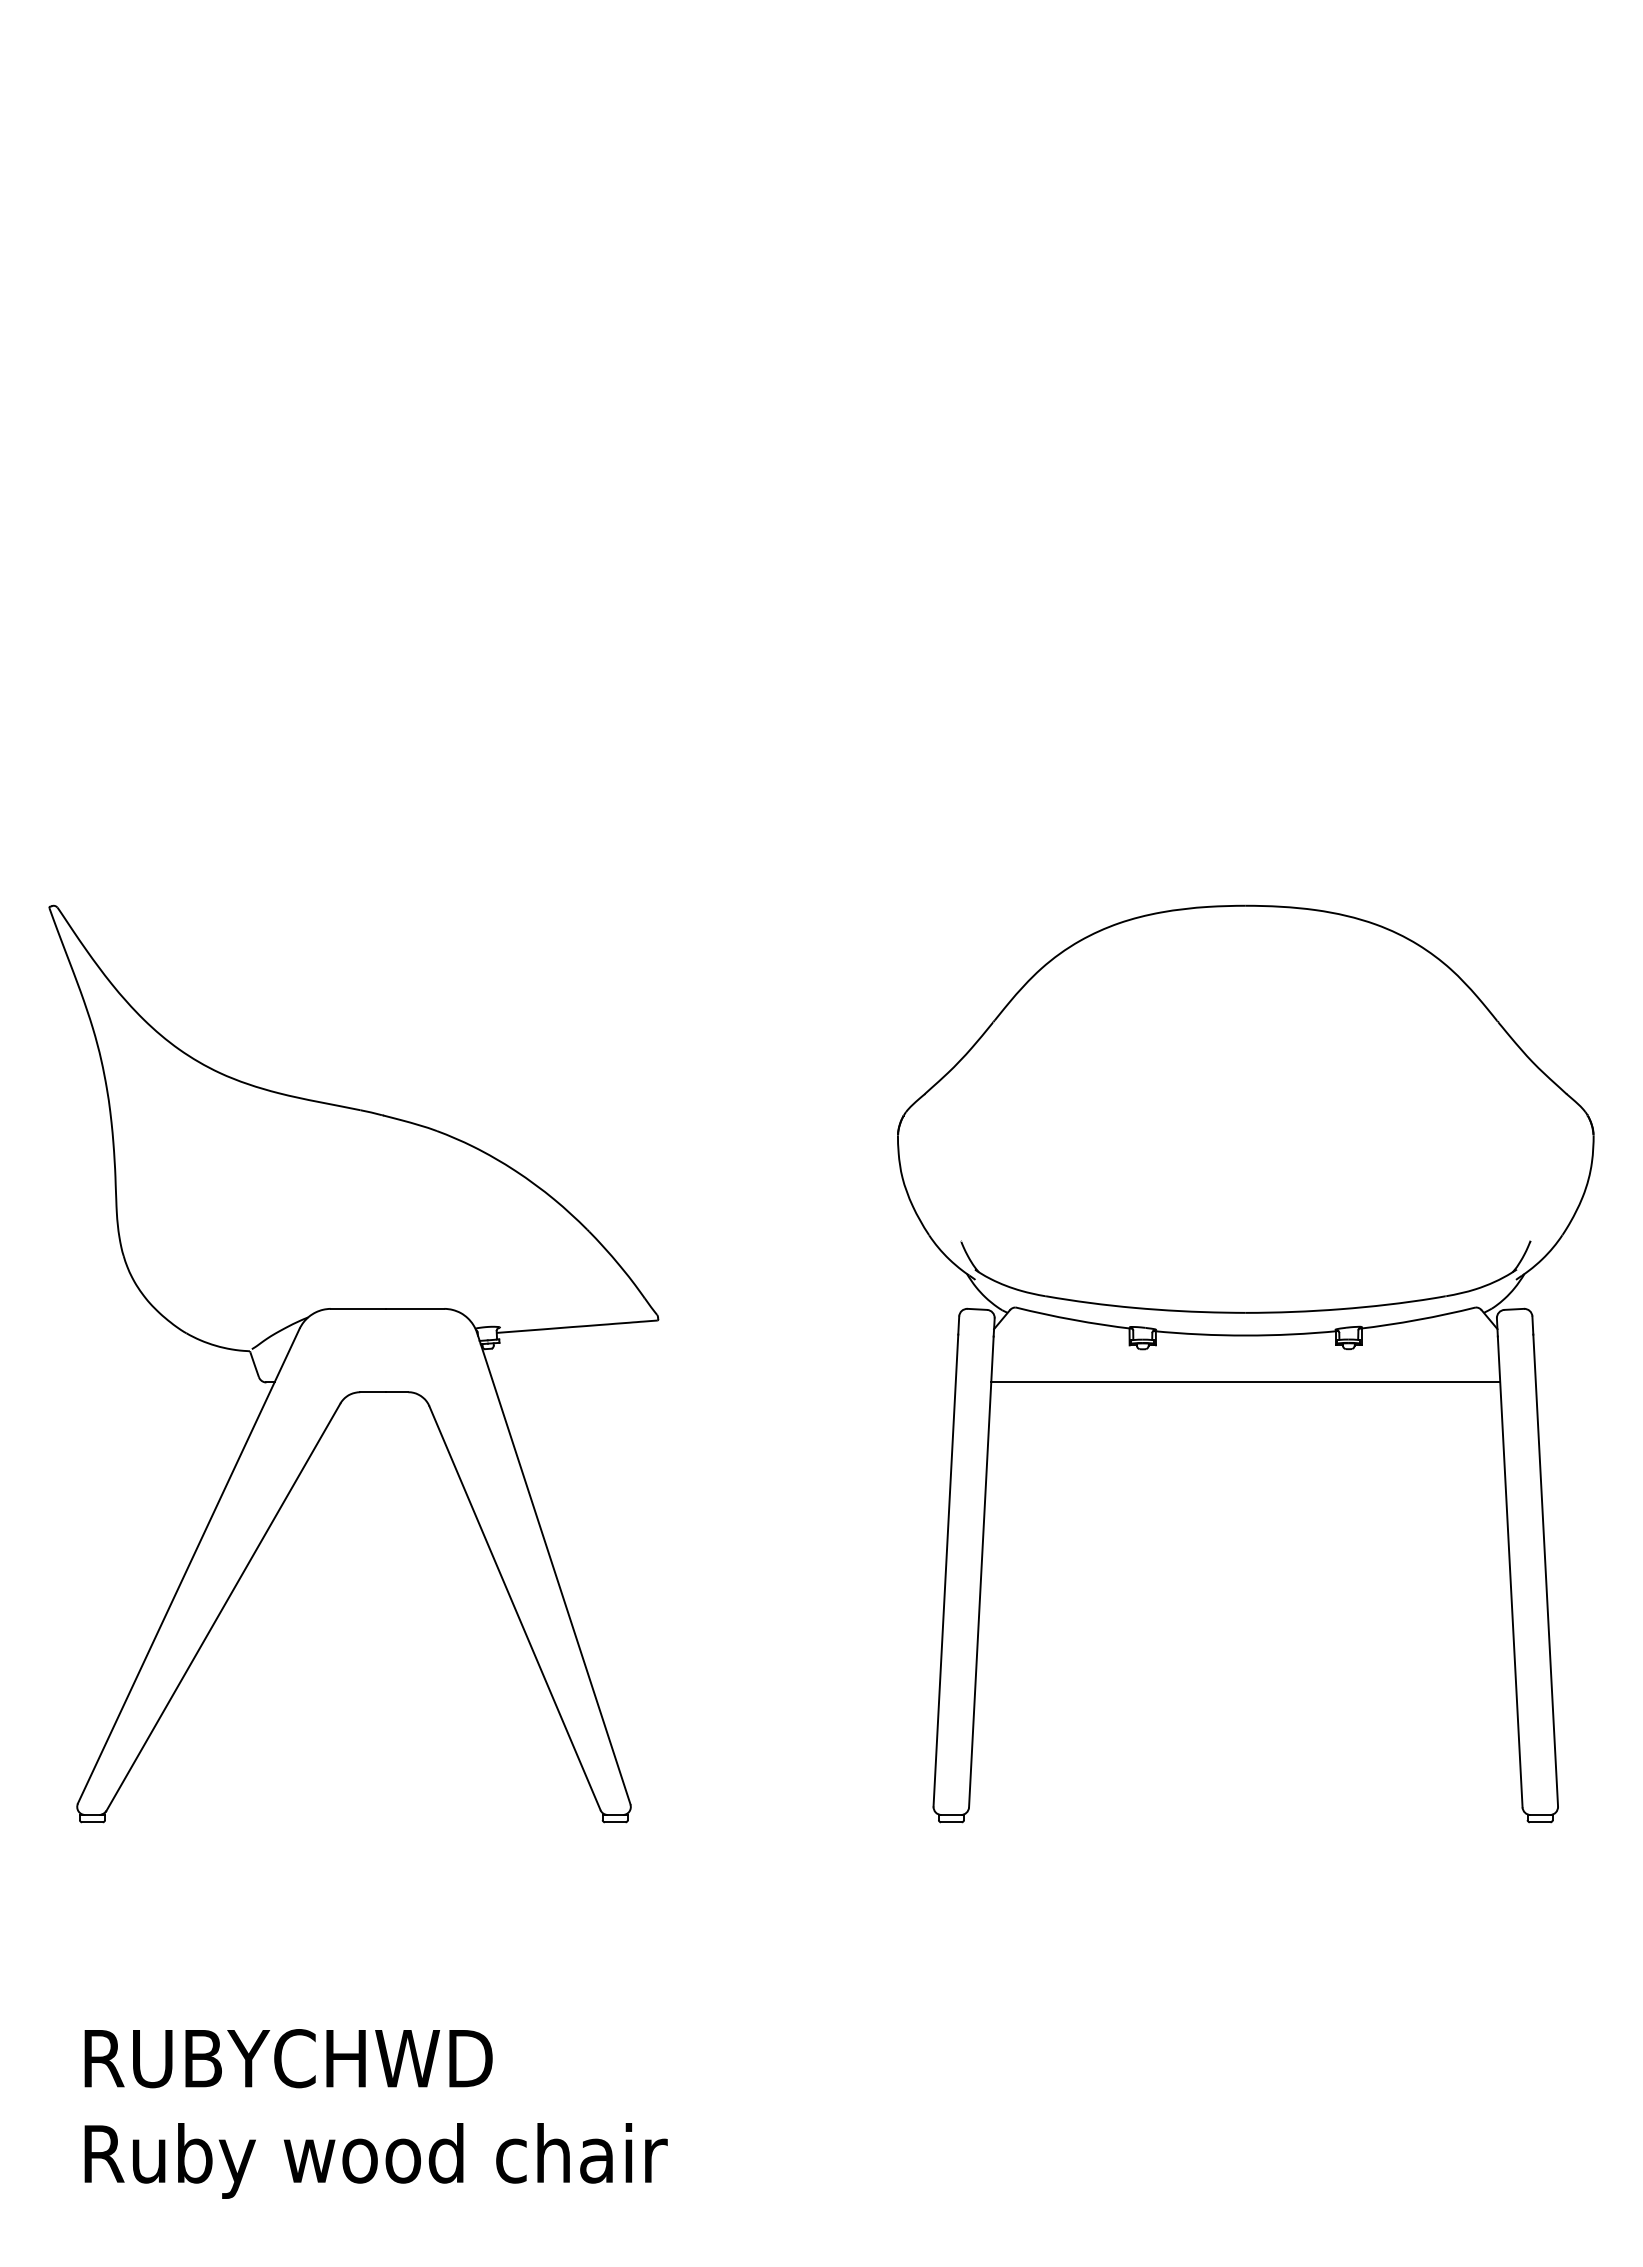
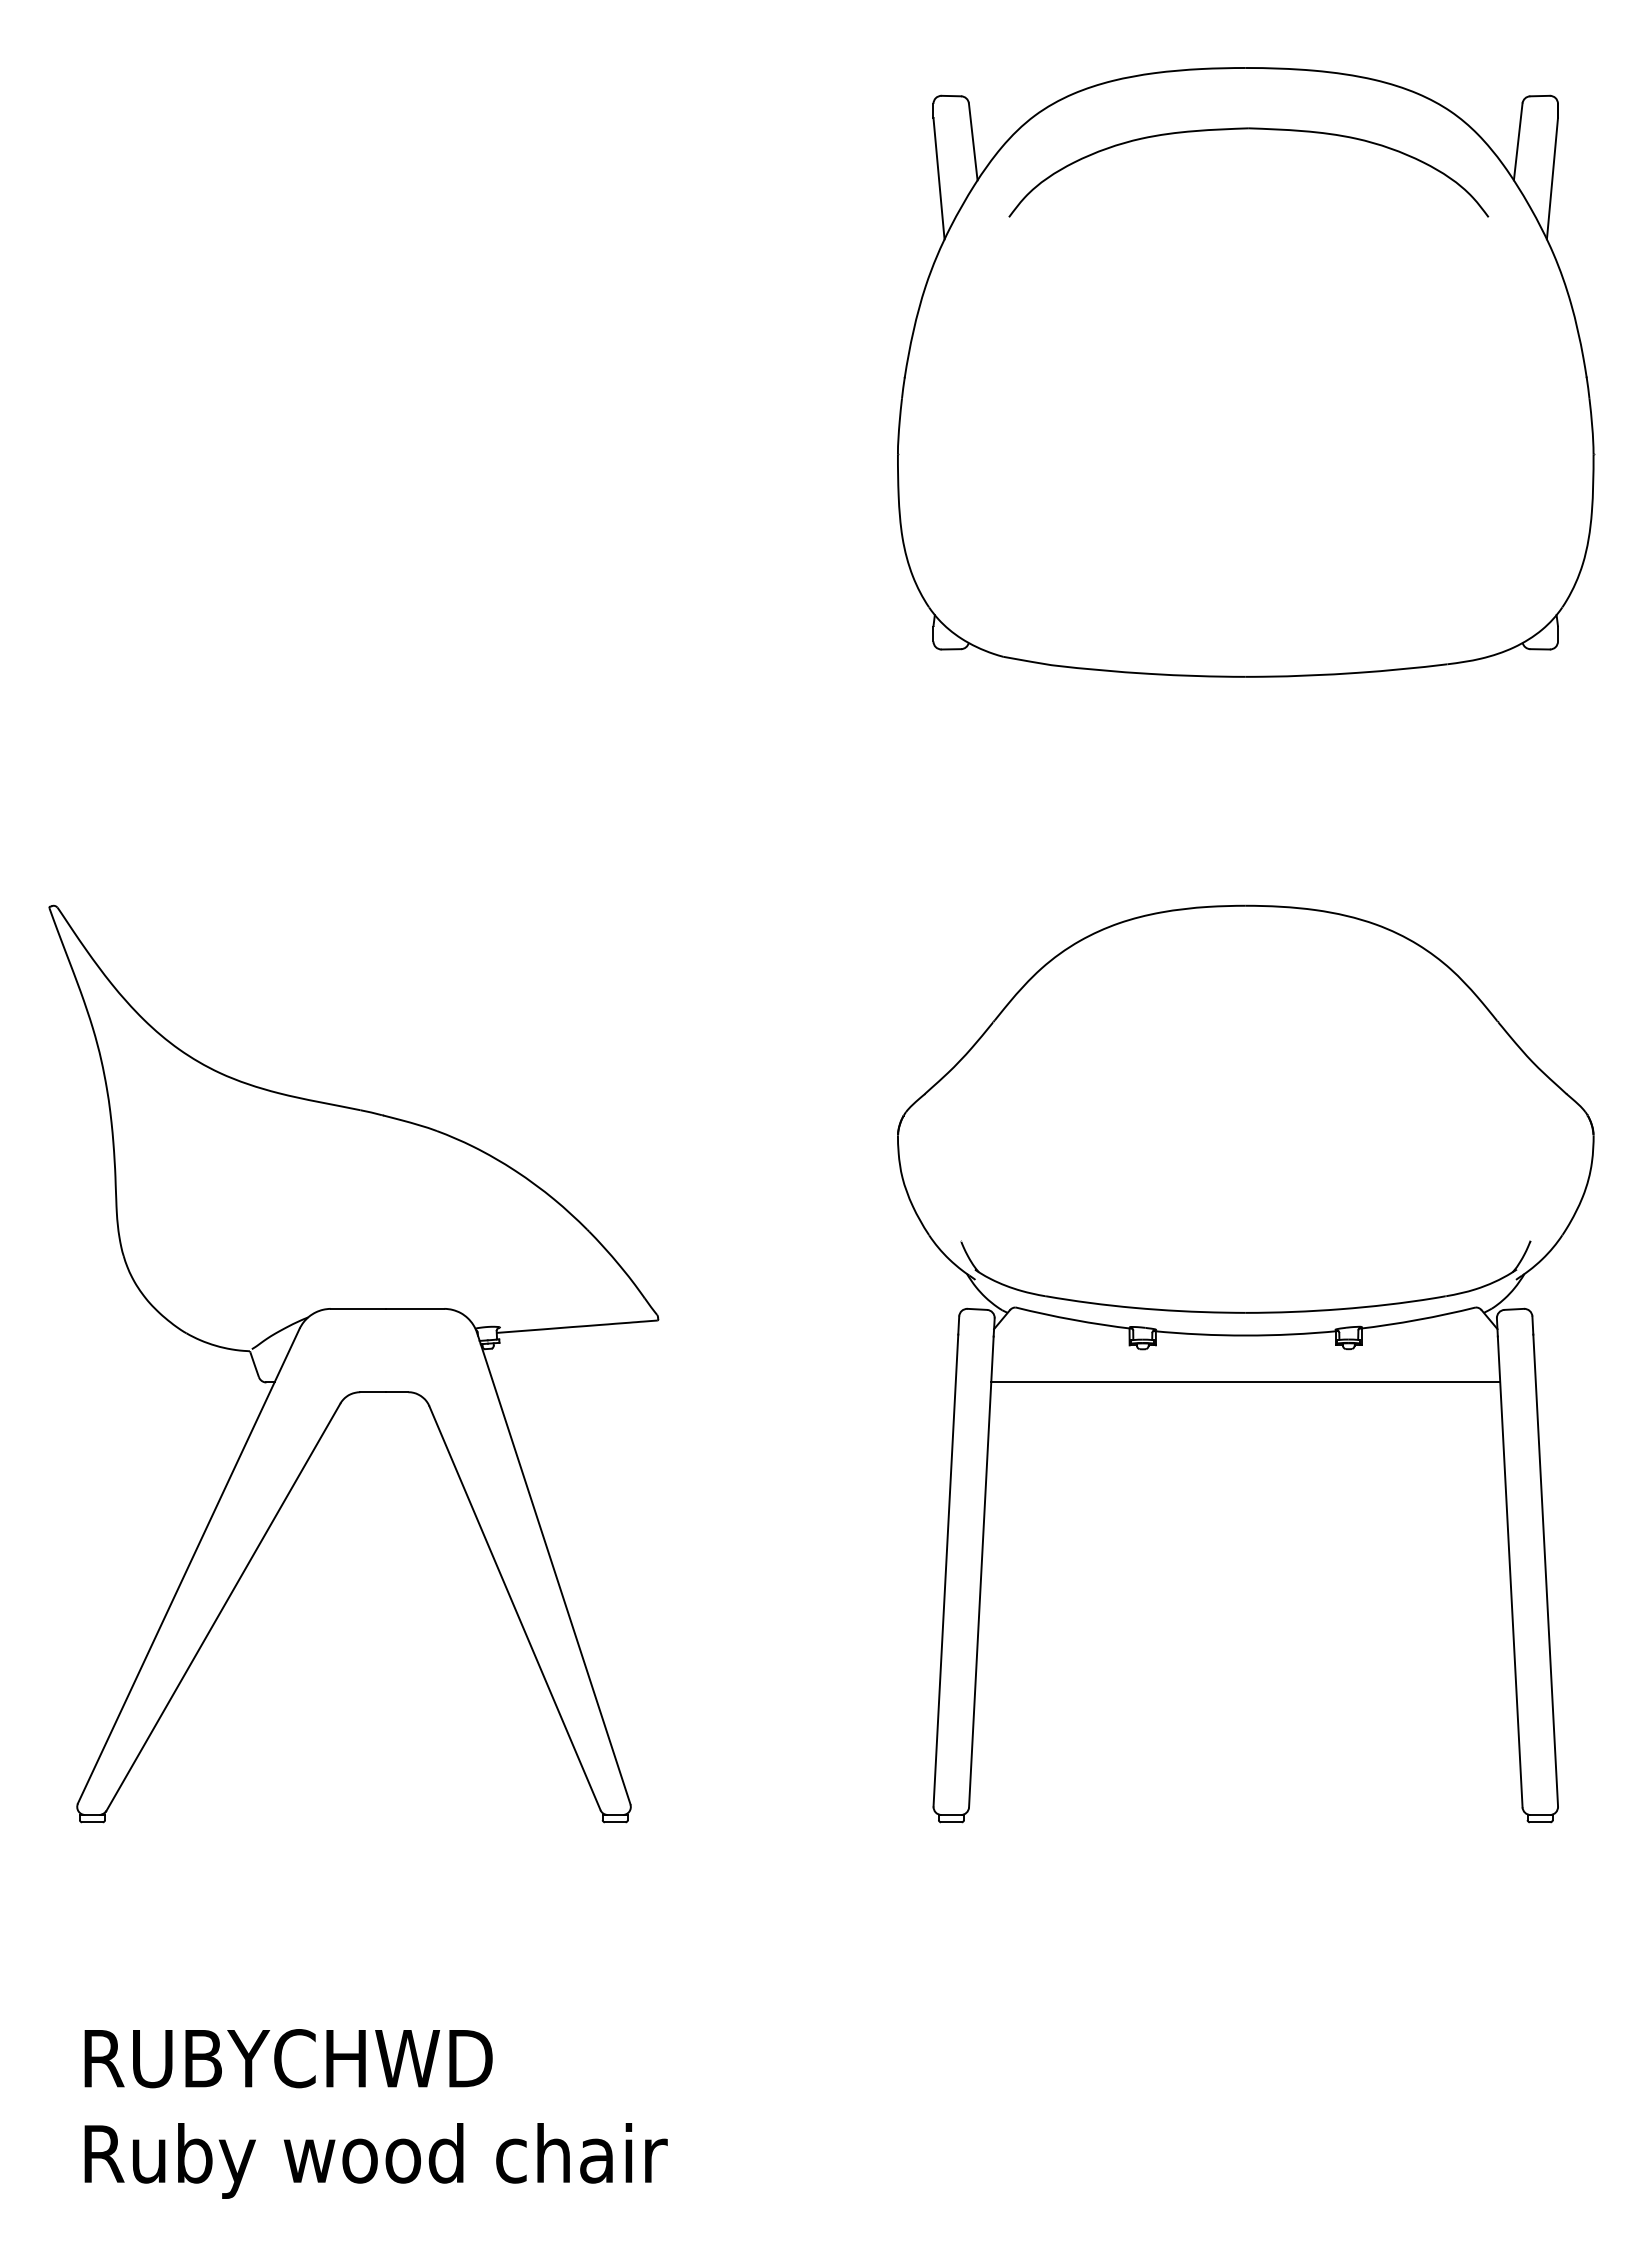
part: none -> present (1246, 372)
